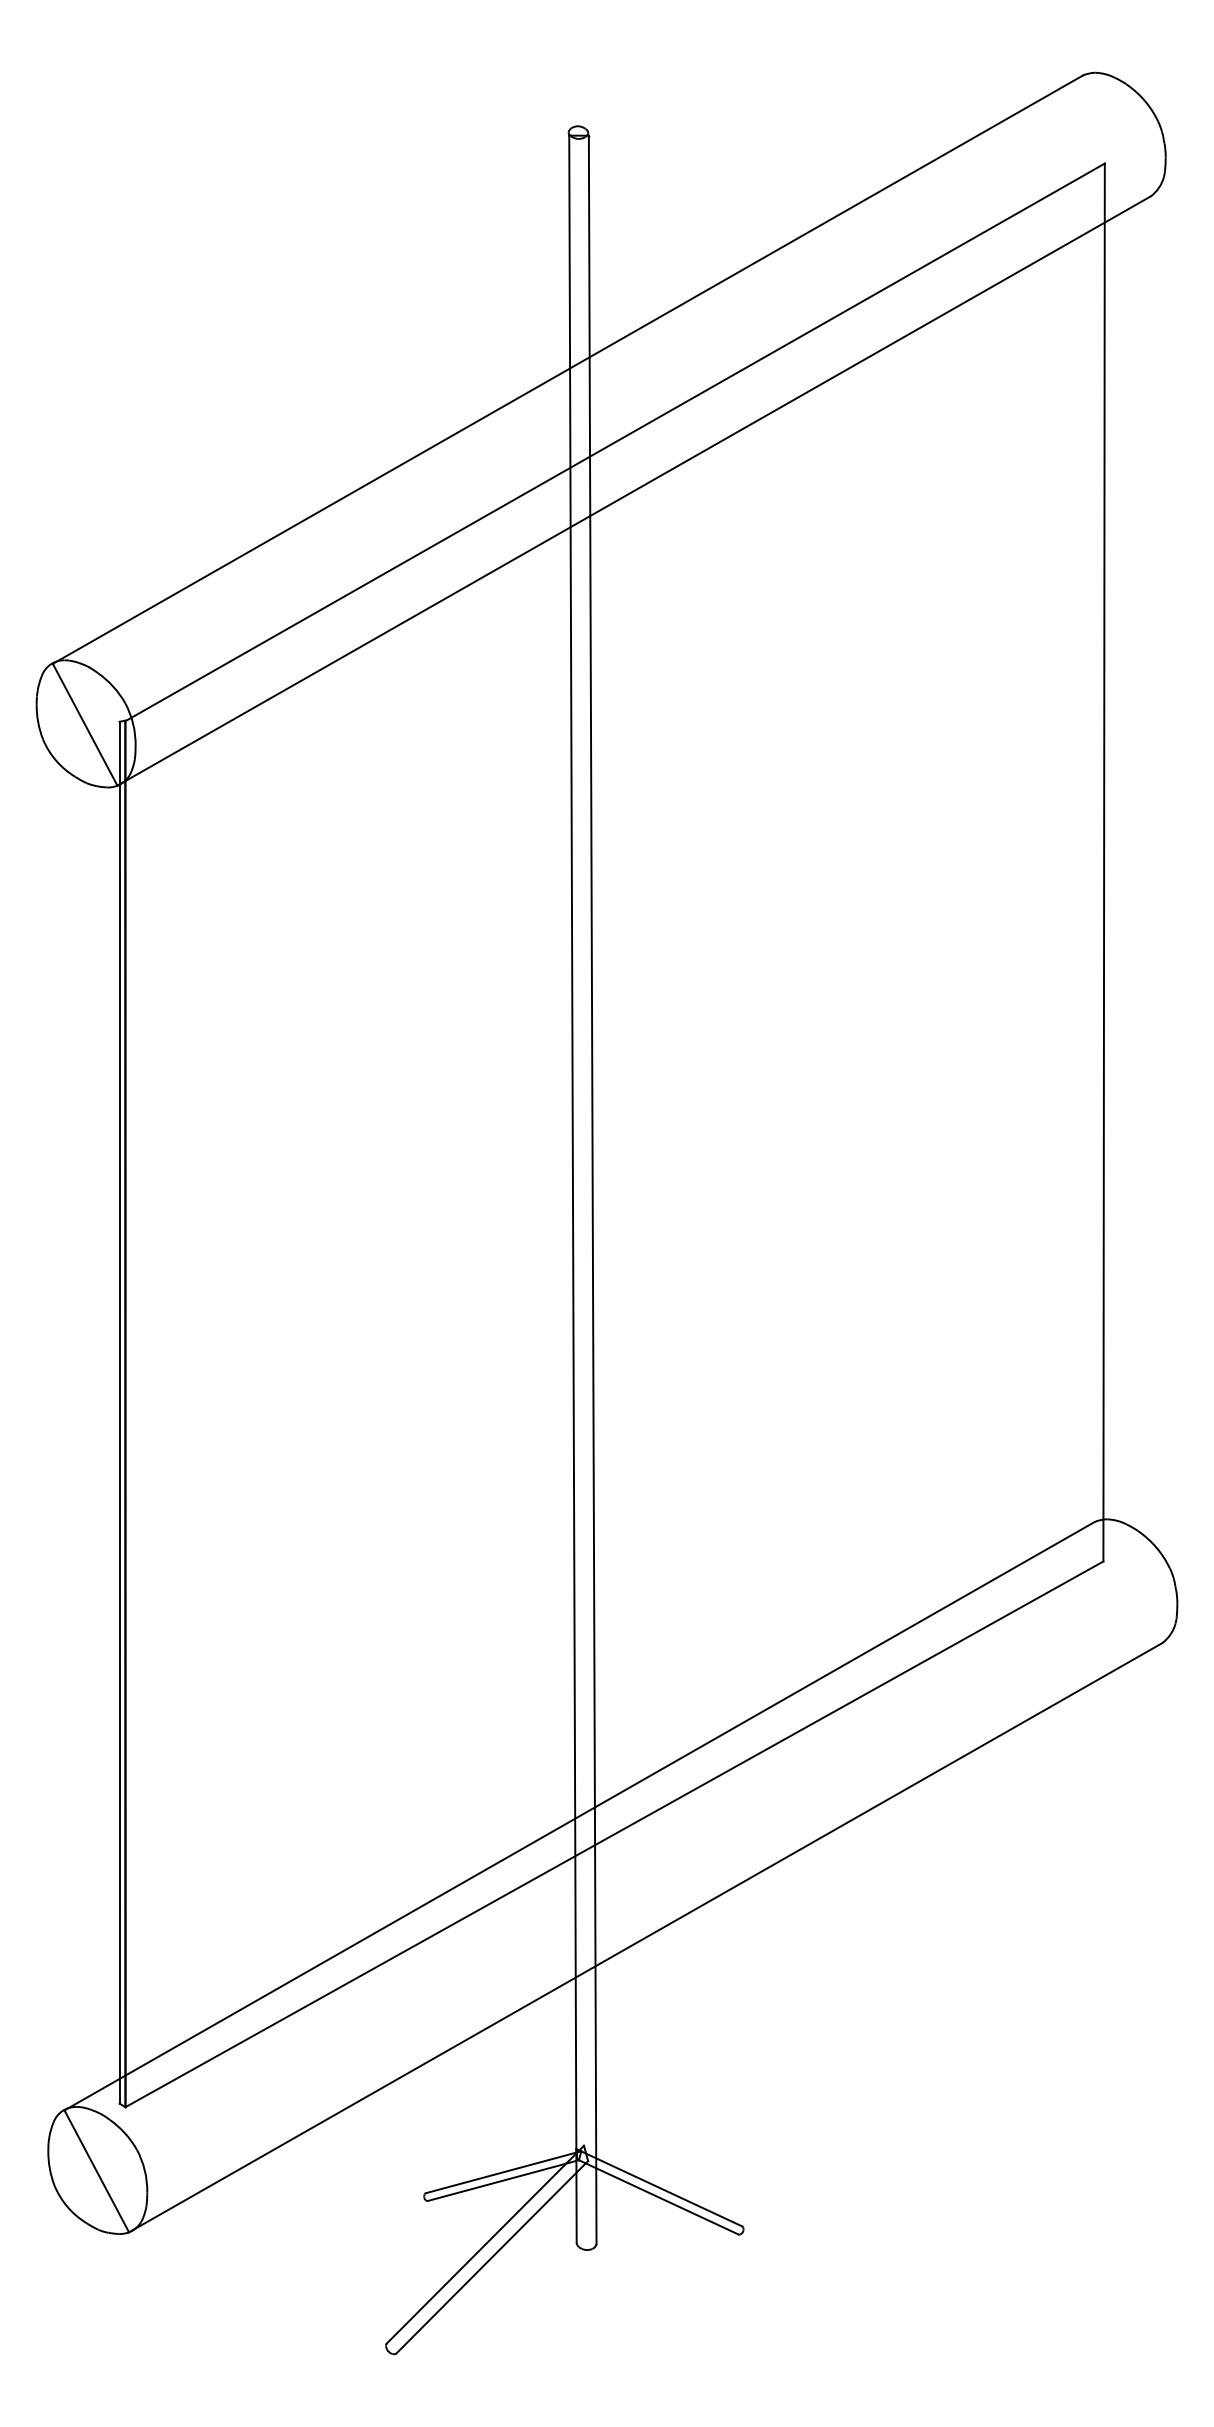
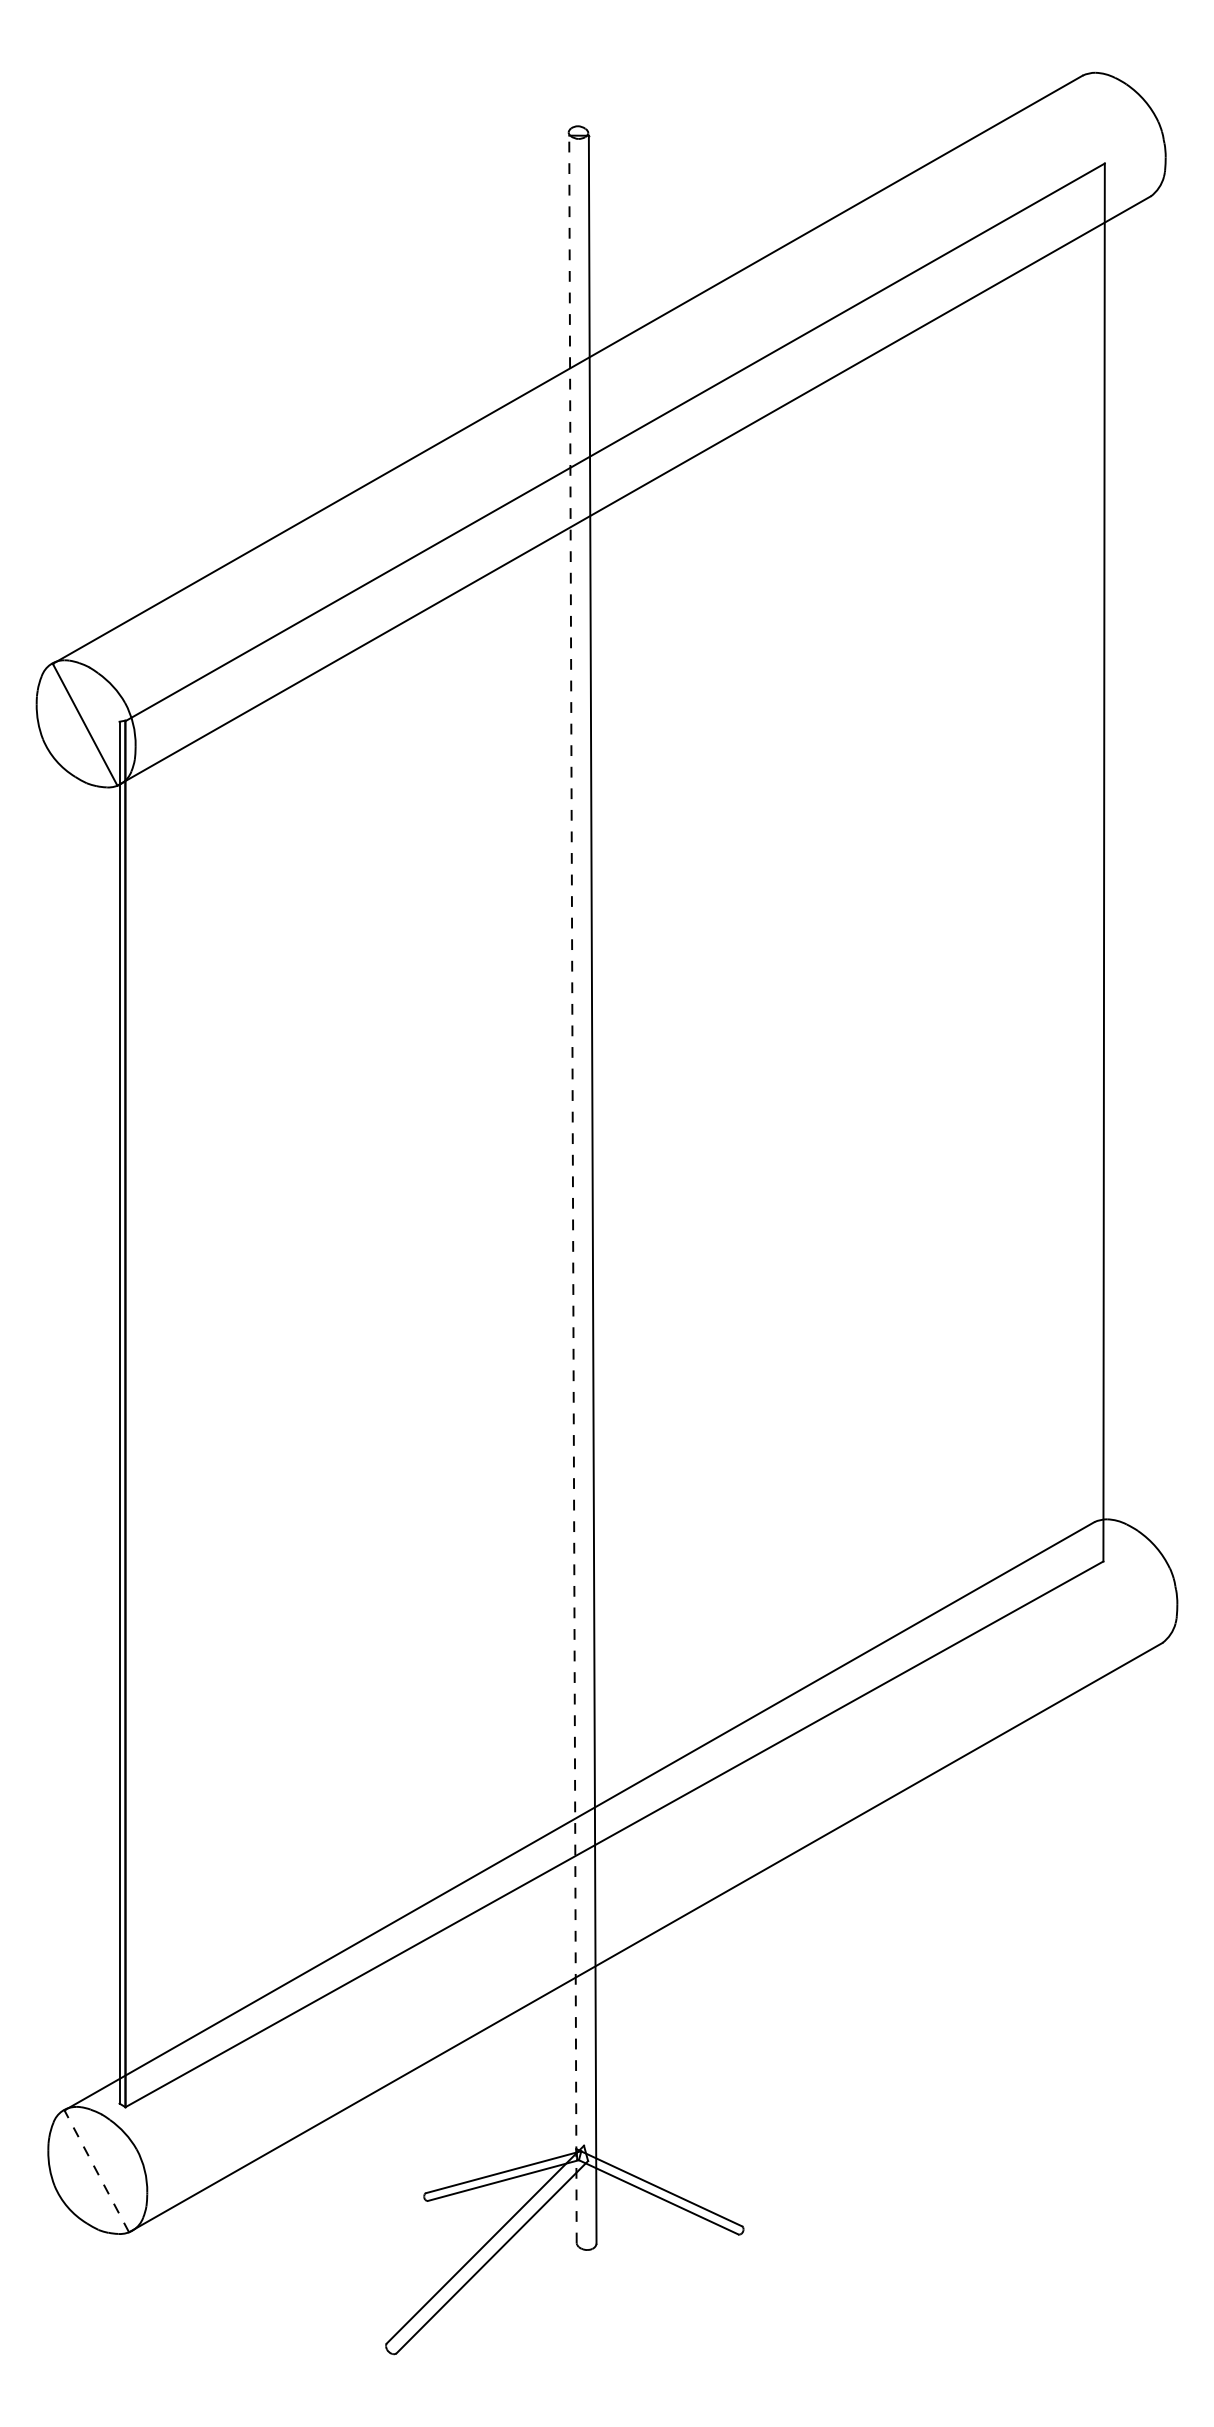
line: solid -> dashed (572, 1189)
line: solid -> dashed (96, 2171)
